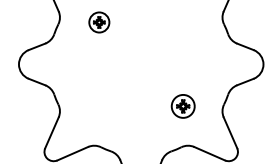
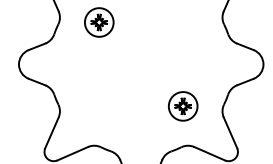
part size: 23x23 px -> 31x31 px (99, 22)
part size: 26x25 px -> 31x31 px (183, 106)
